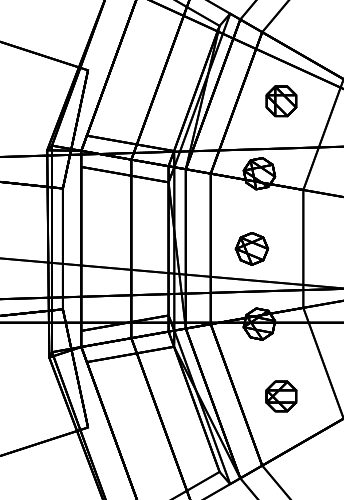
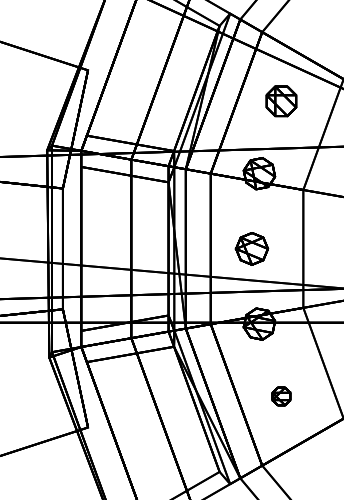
part size: 33x33 px -> 21x21 px (281, 396)
